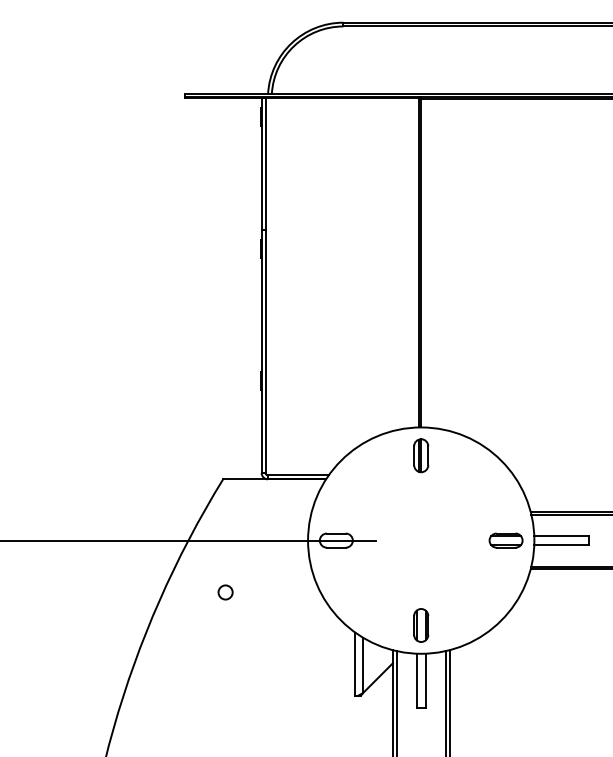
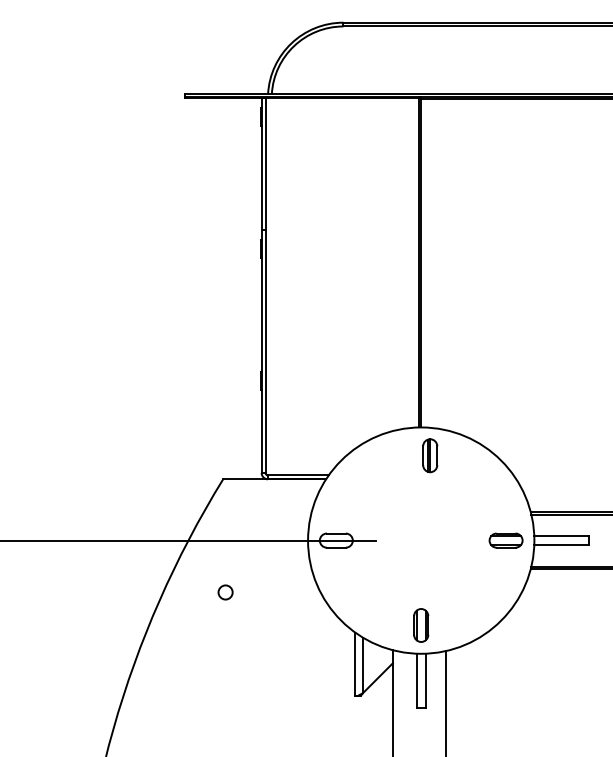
part position: (421, 455) -> (430, 455) (430, 455)
line: present -> none (449, 701)
line: present -> none (396, 702)
